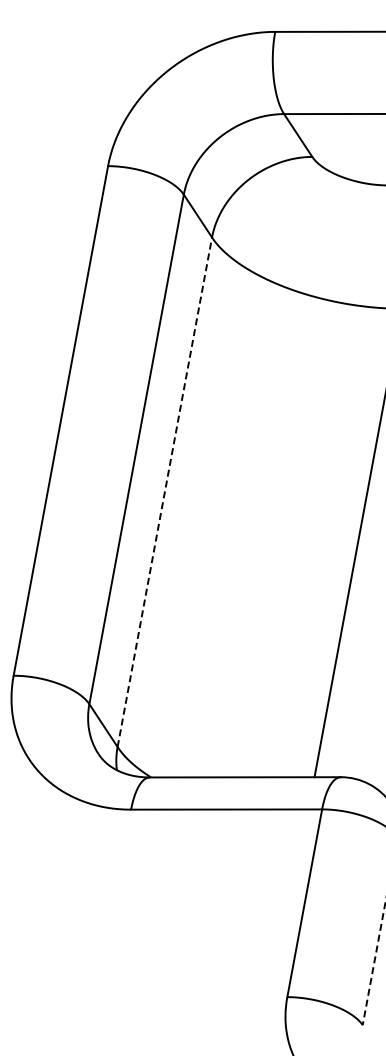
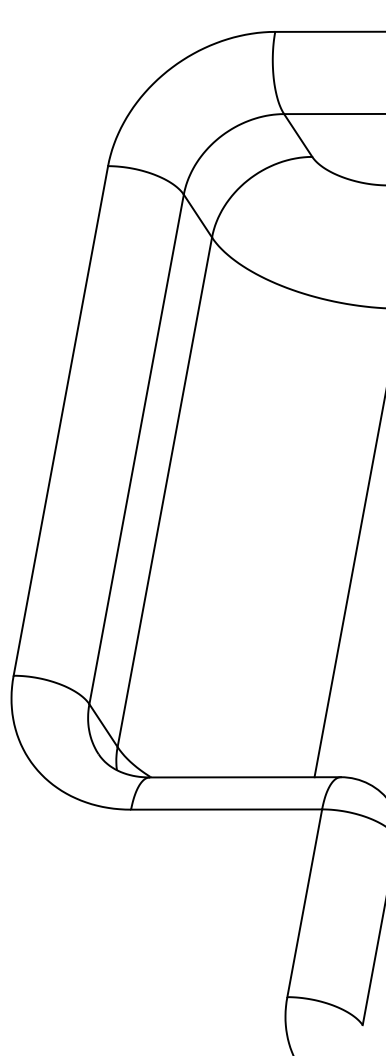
line: dashed -> solid (164, 491)
line: dashed -> solid (374, 963)
